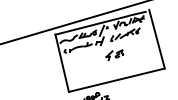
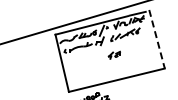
line: solid -> dashed (157, 39)
part size: 19x13 px -> 14x10 px (113, 54)
